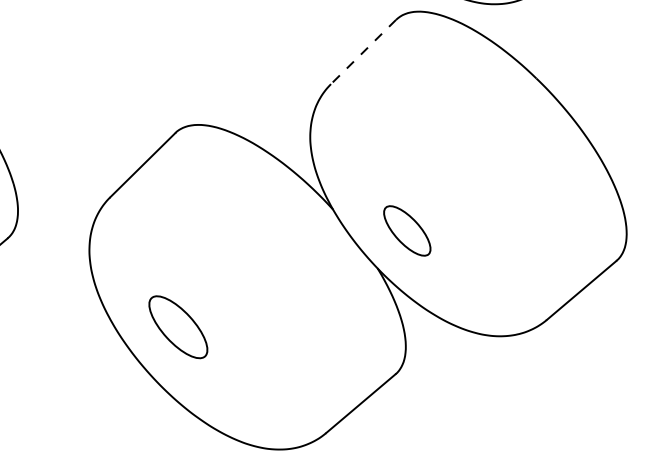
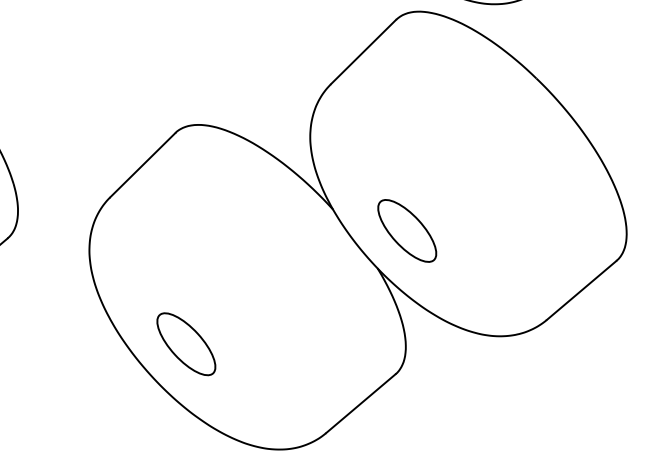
line: dashed -> solid (363, 51)
part size: 49x52 px -> 61x64 px (407, 230)
part position: (178, 327) -> (186, 344) (186, 344)
